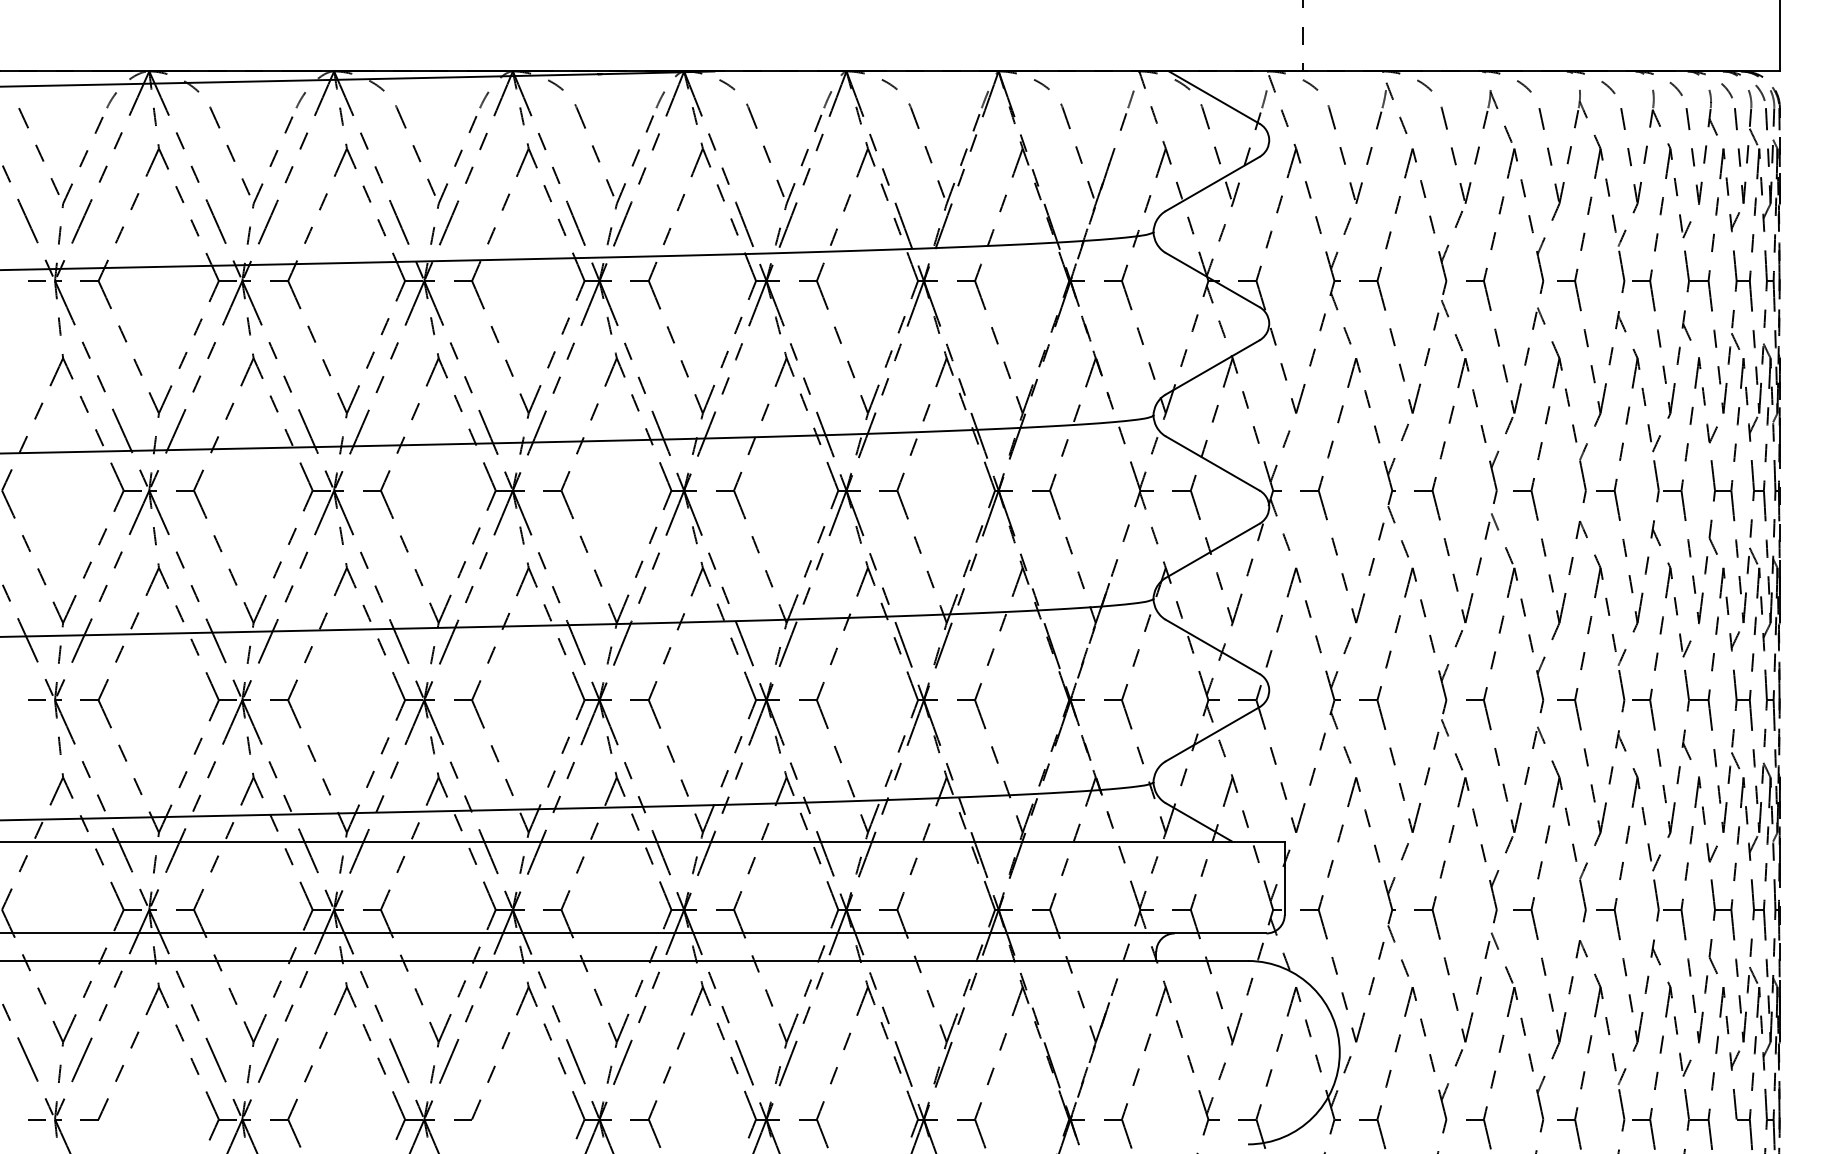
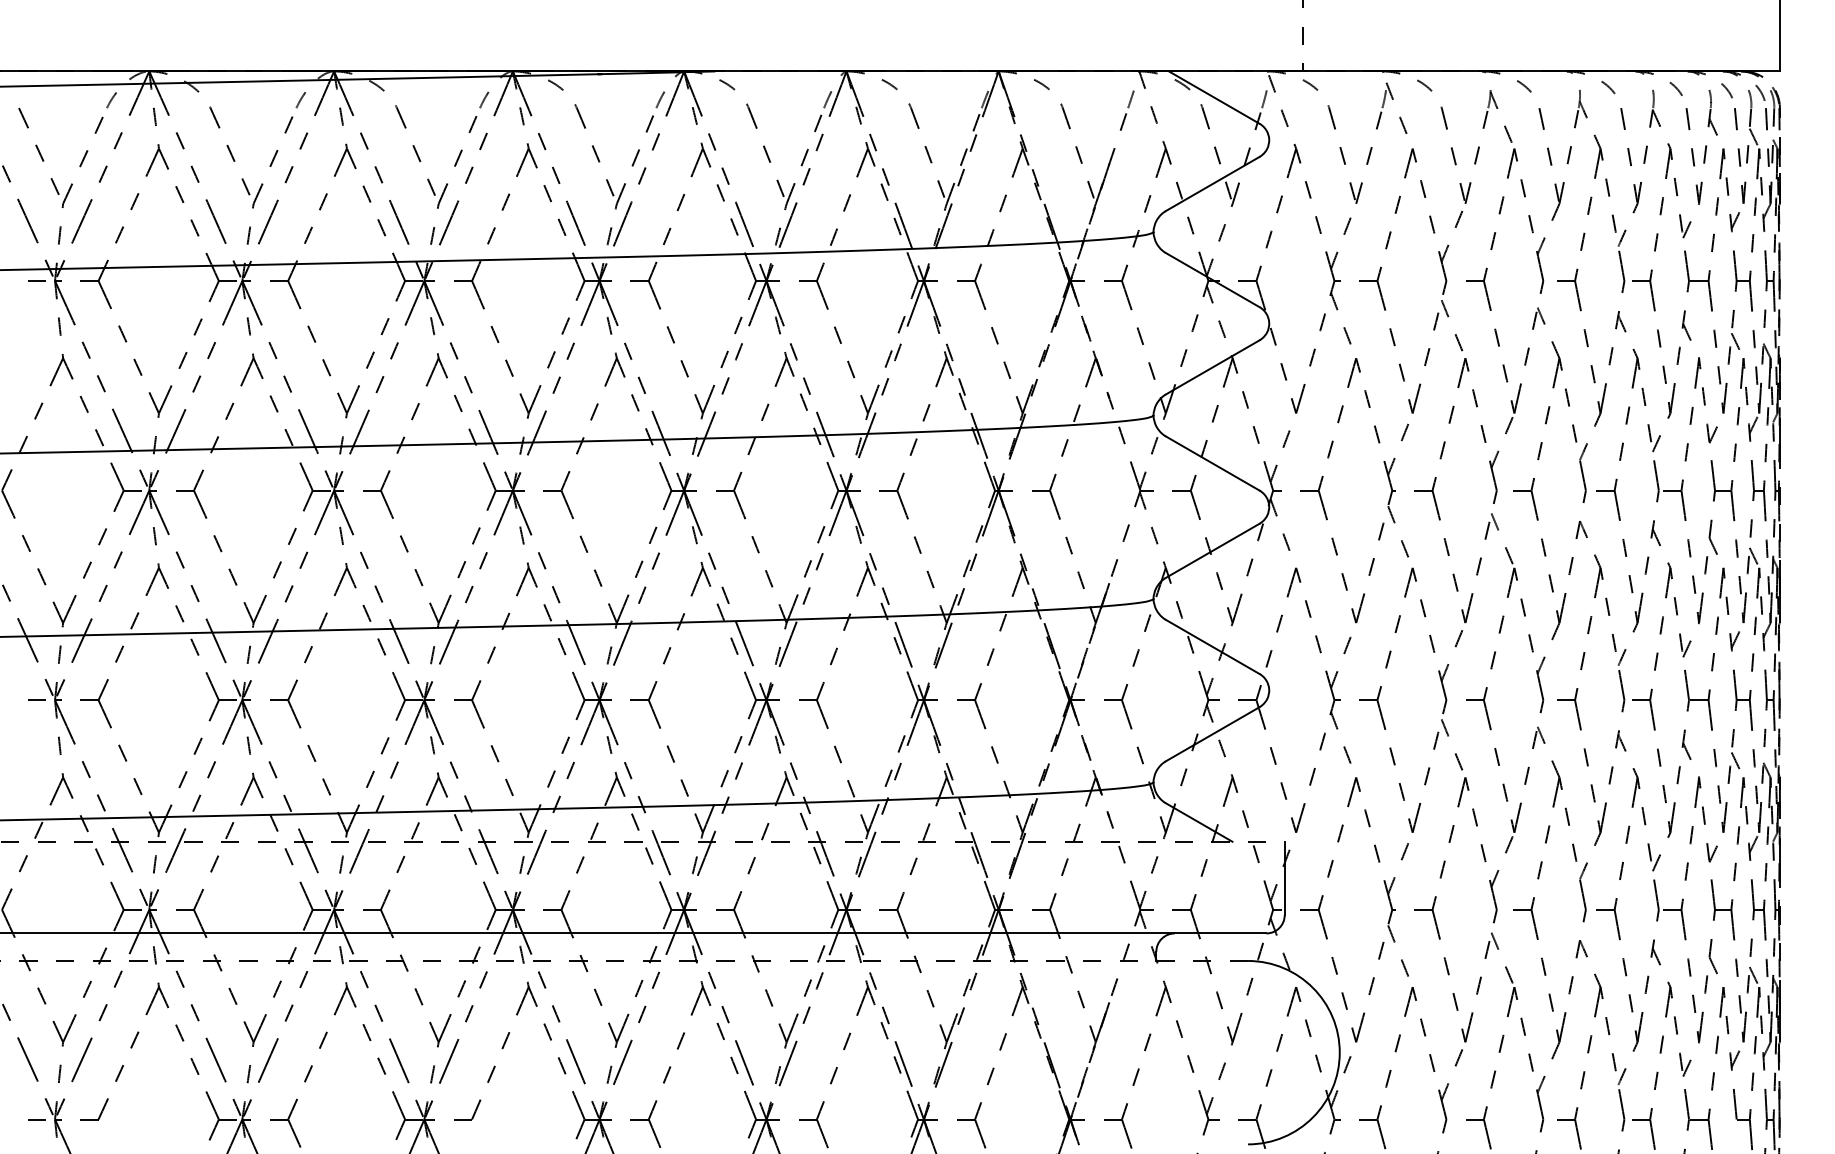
line: solid -> dashed (642, 841)
line: solid -> dashed (624, 960)
